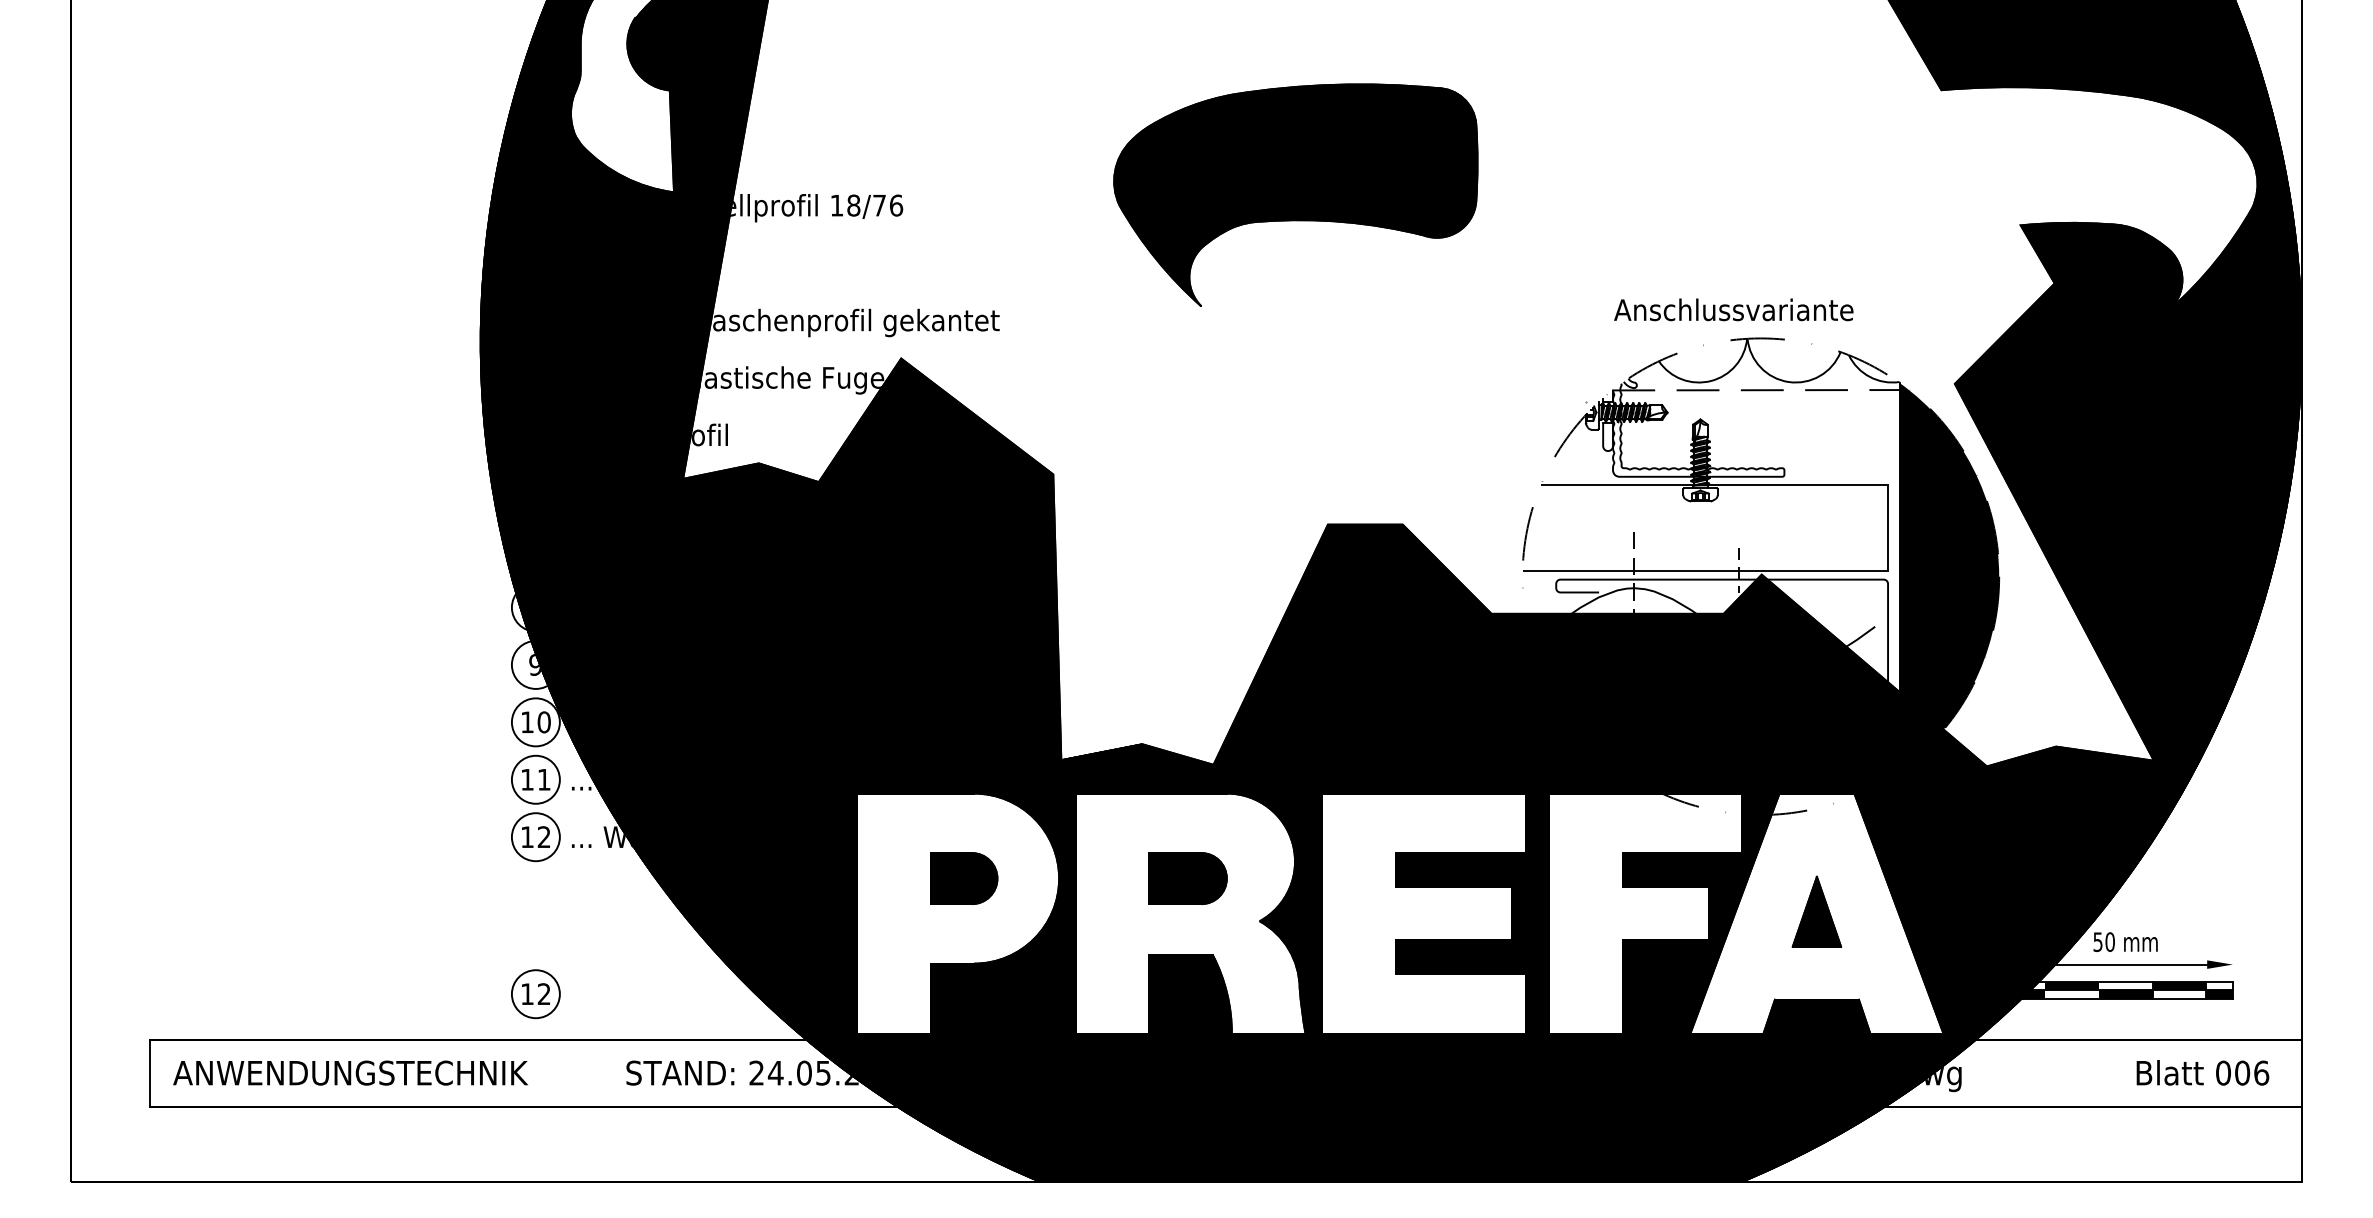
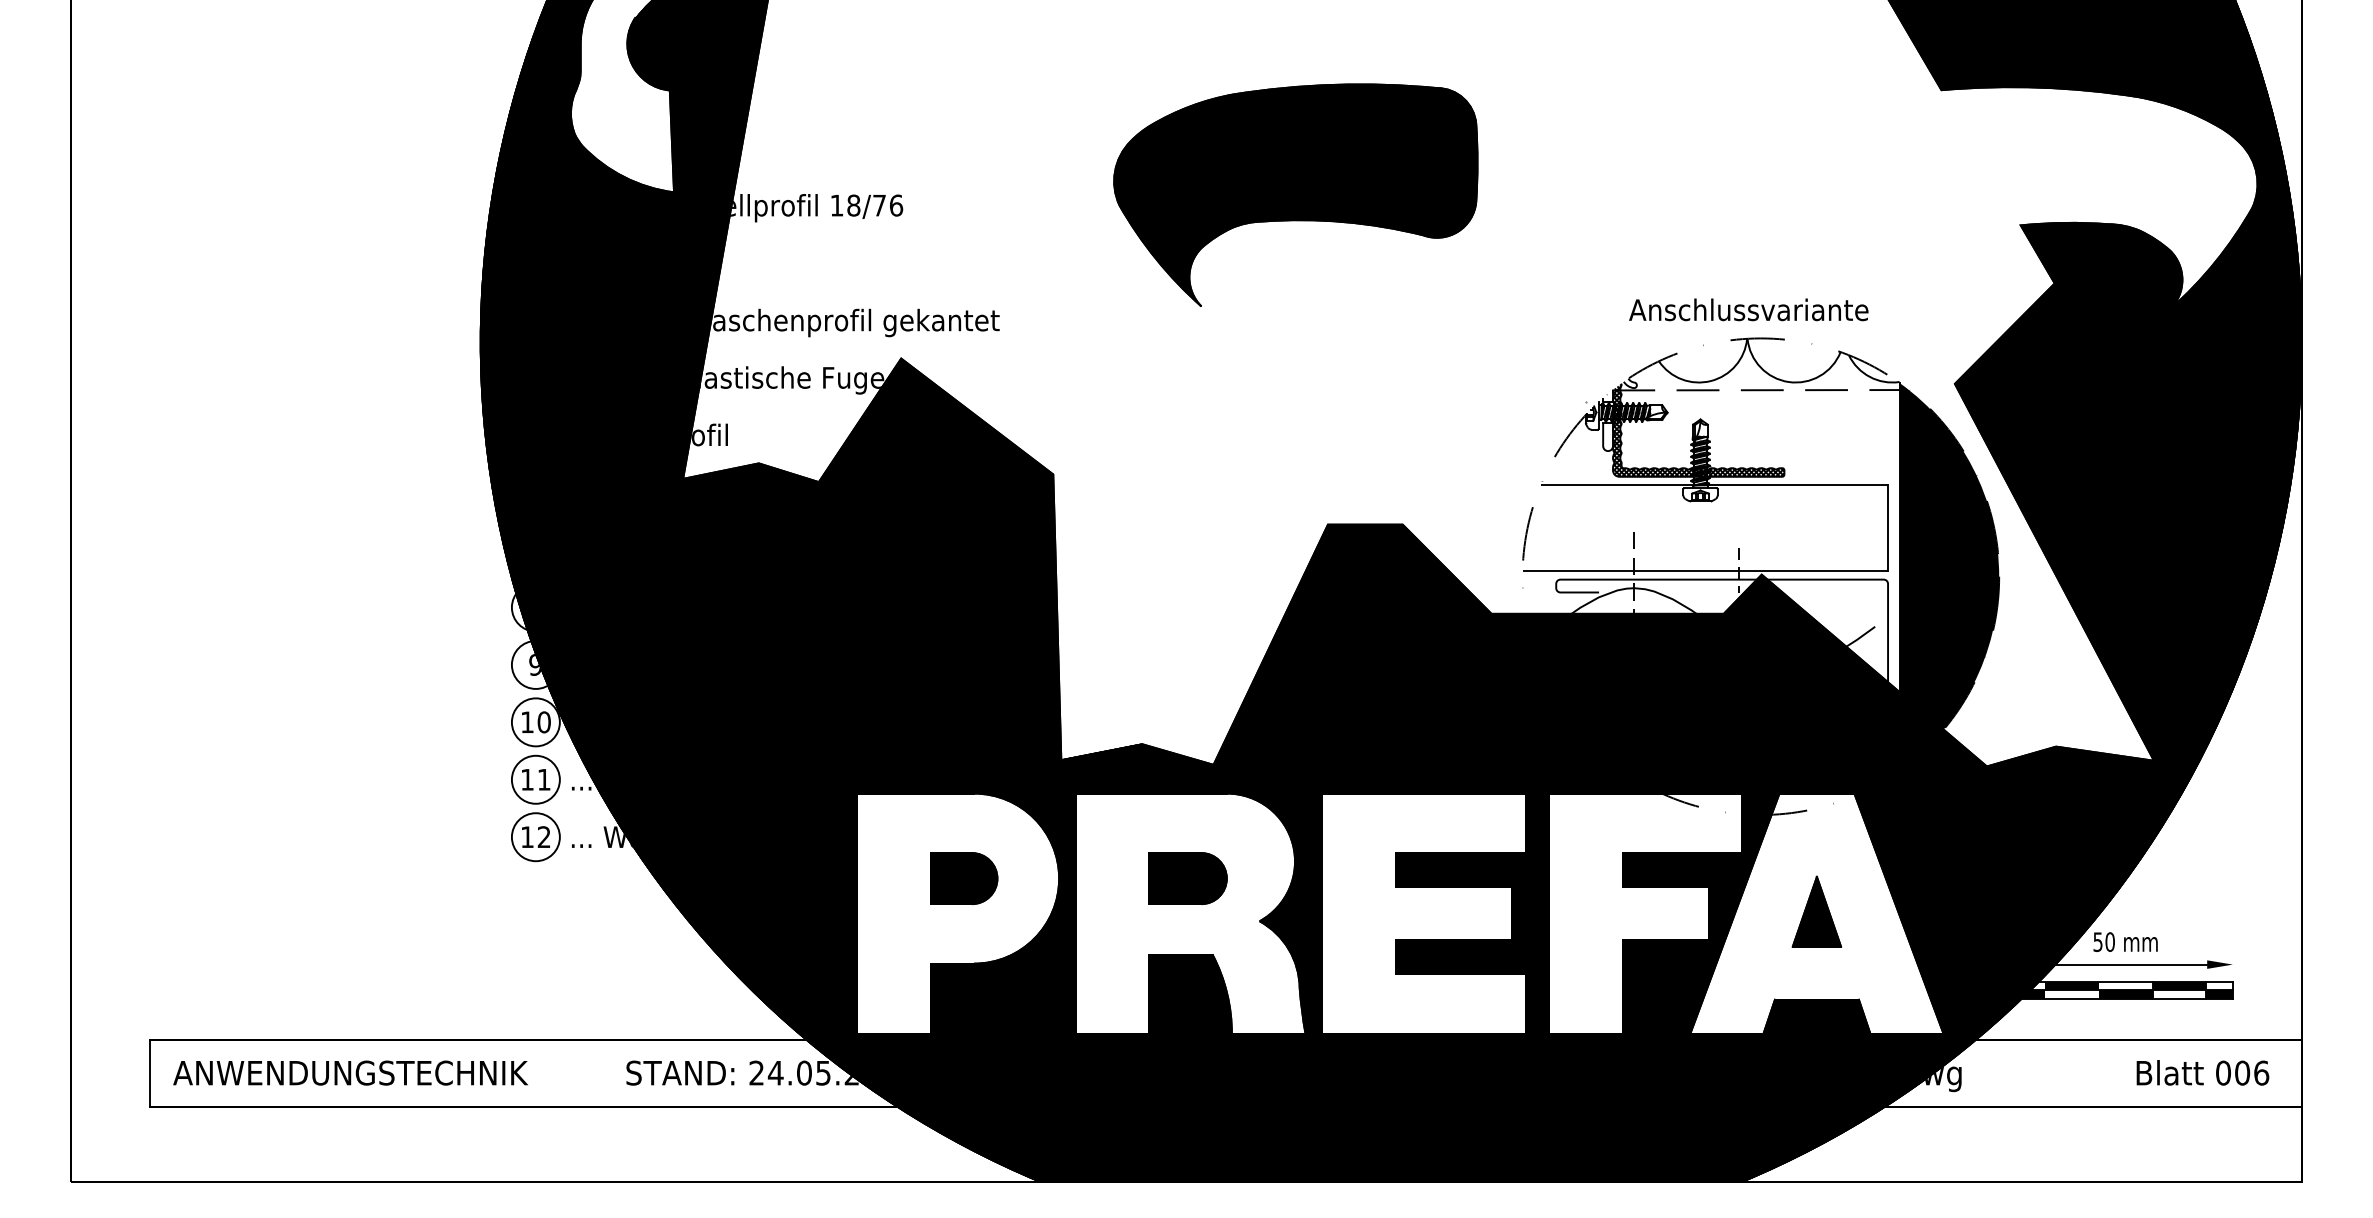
text position: (1733, 309) -> (1748, 309) (1748, 309)
hatch: none -> present (1698, 430)
part: present -> none (535, 994)
